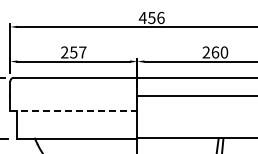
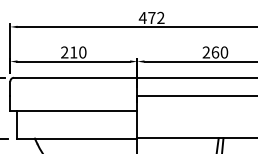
text: 456 -> 472 (156, 17)
text: 257 -> 210 (78, 52)
line: dashed -> solid (73, 110)
